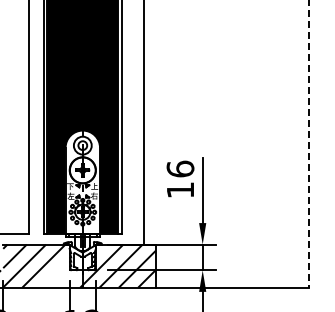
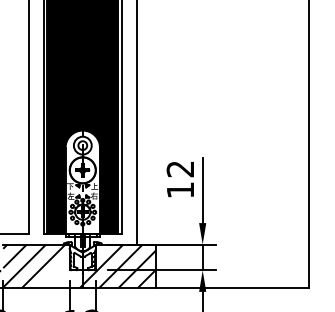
line position: (143, 123) -> (136, 123) (136, 123)
line: dashed -> solid (308, 144)
text: 16 -> 12 (180, 168)
